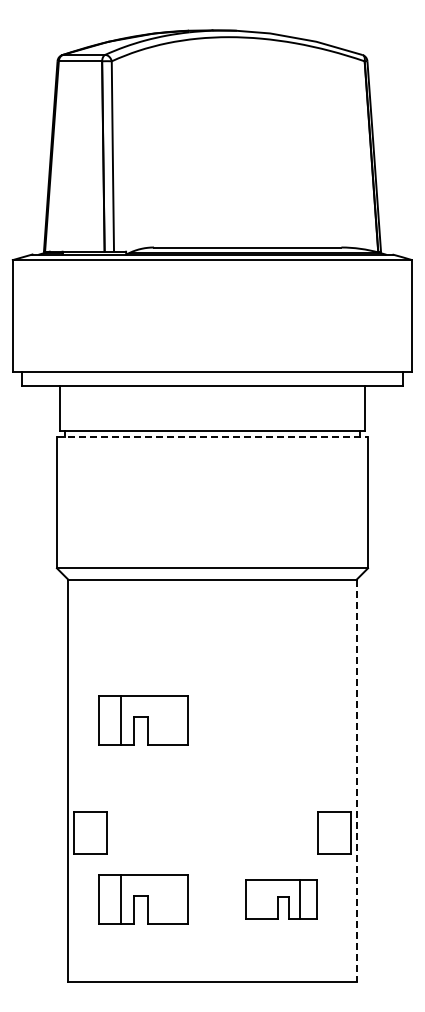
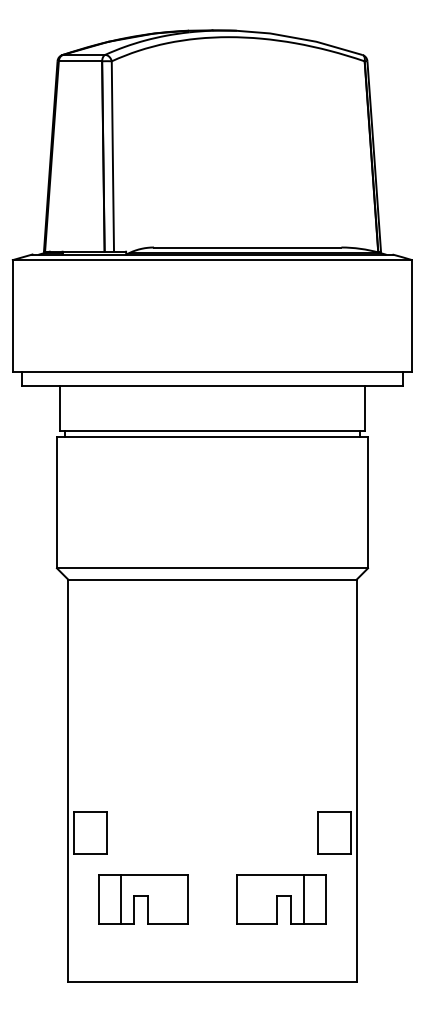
line: dashed -> solid (212, 436)
part: present -> none (143, 720)
line: dashed -> solid (356, 781)
part size: 73x41 px -> 91x51 px (281, 899)
